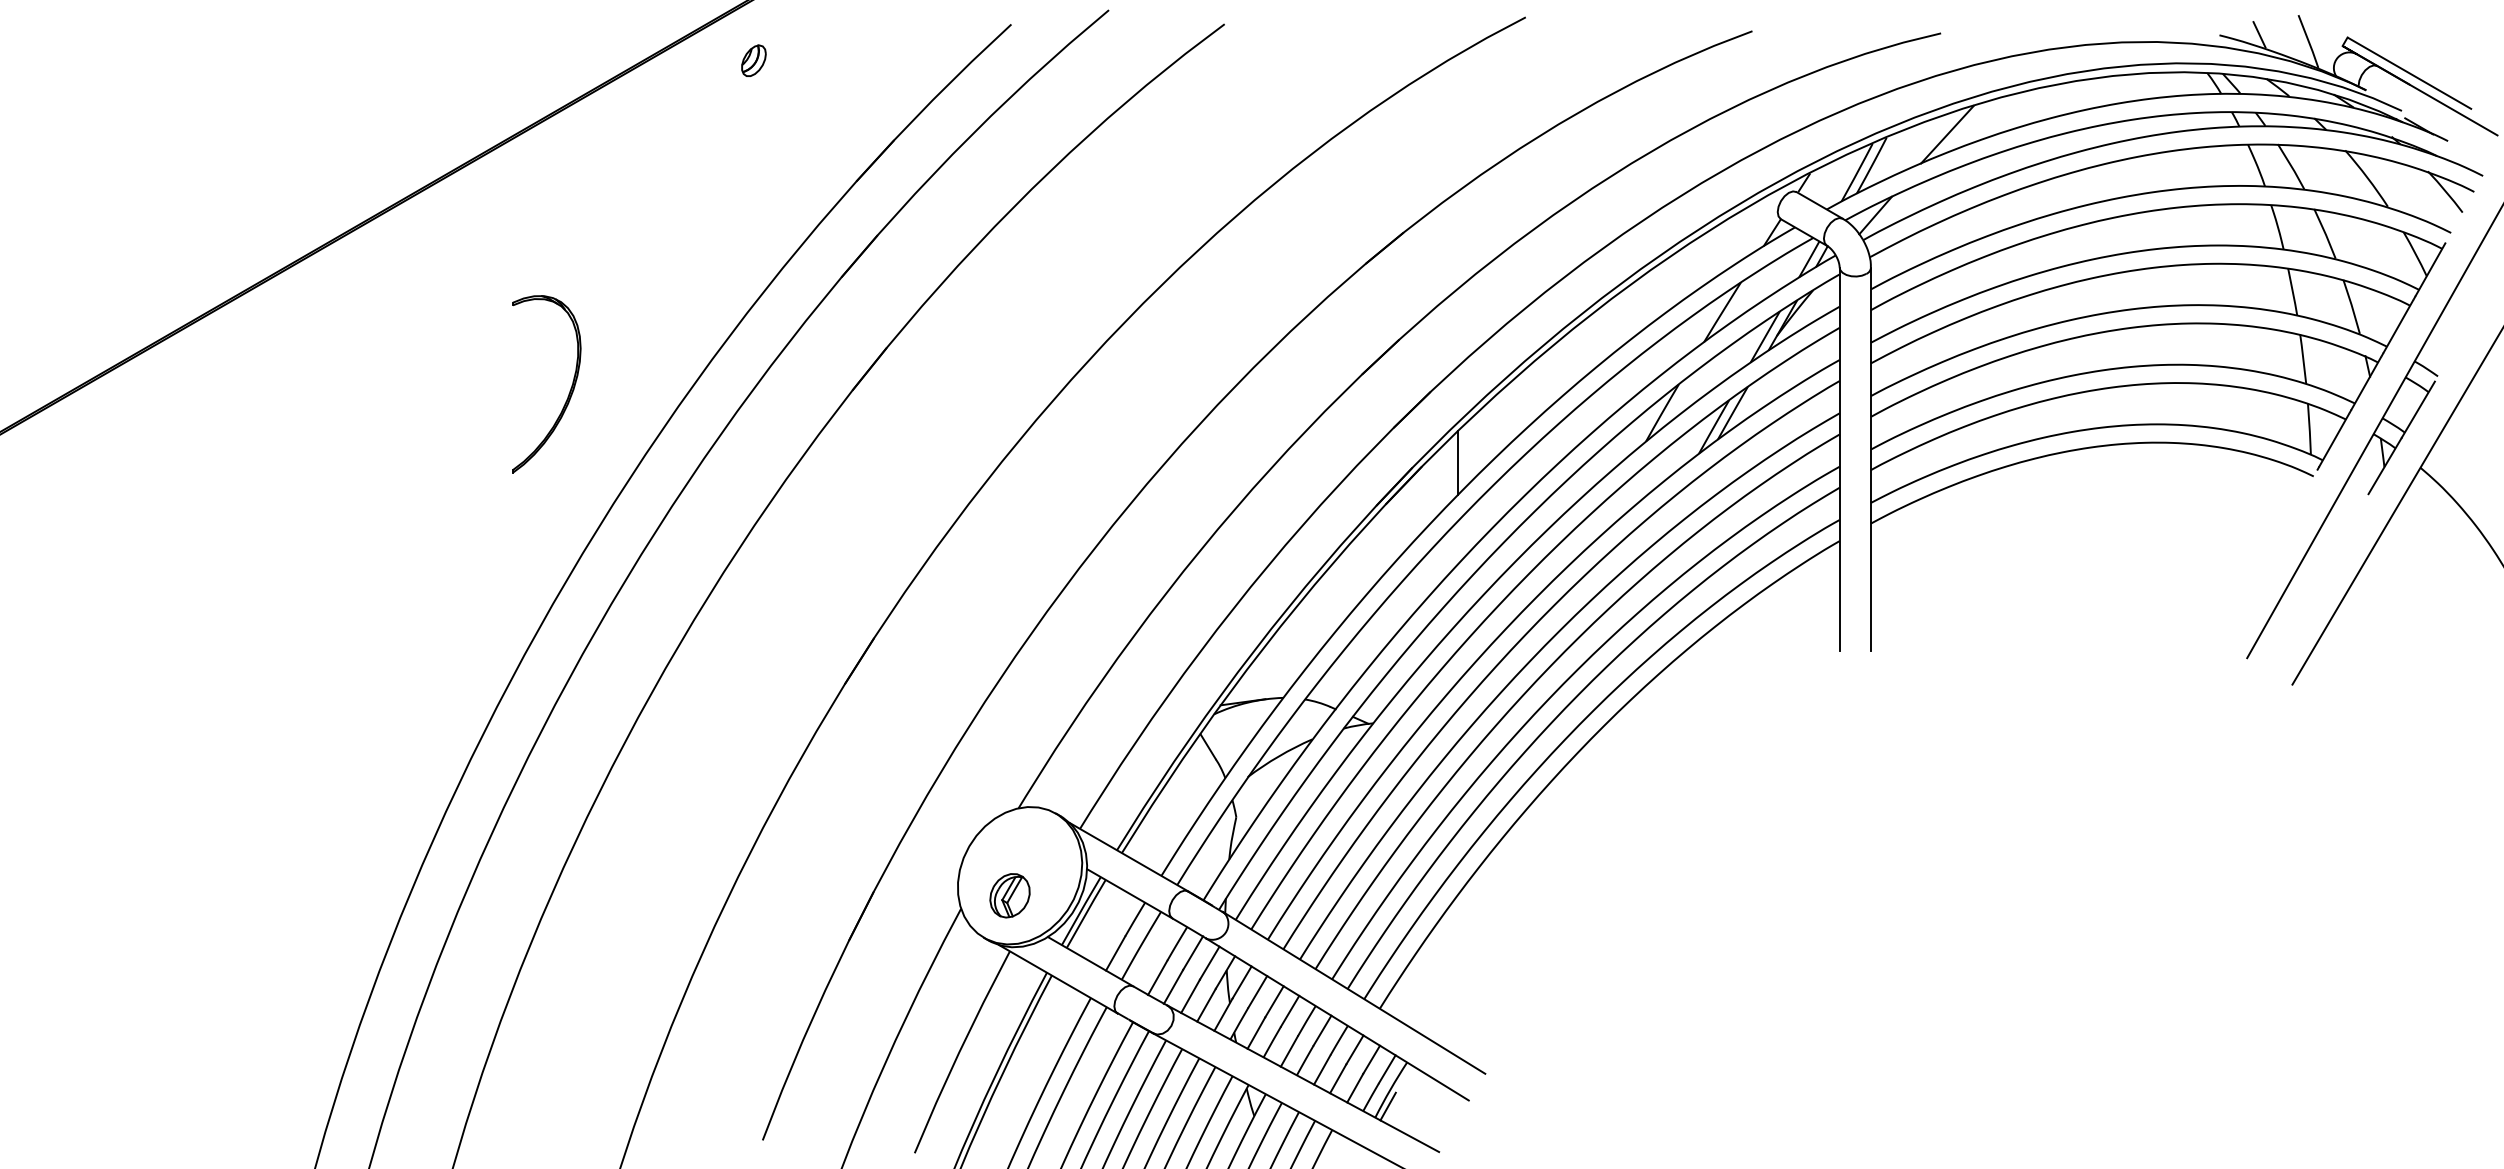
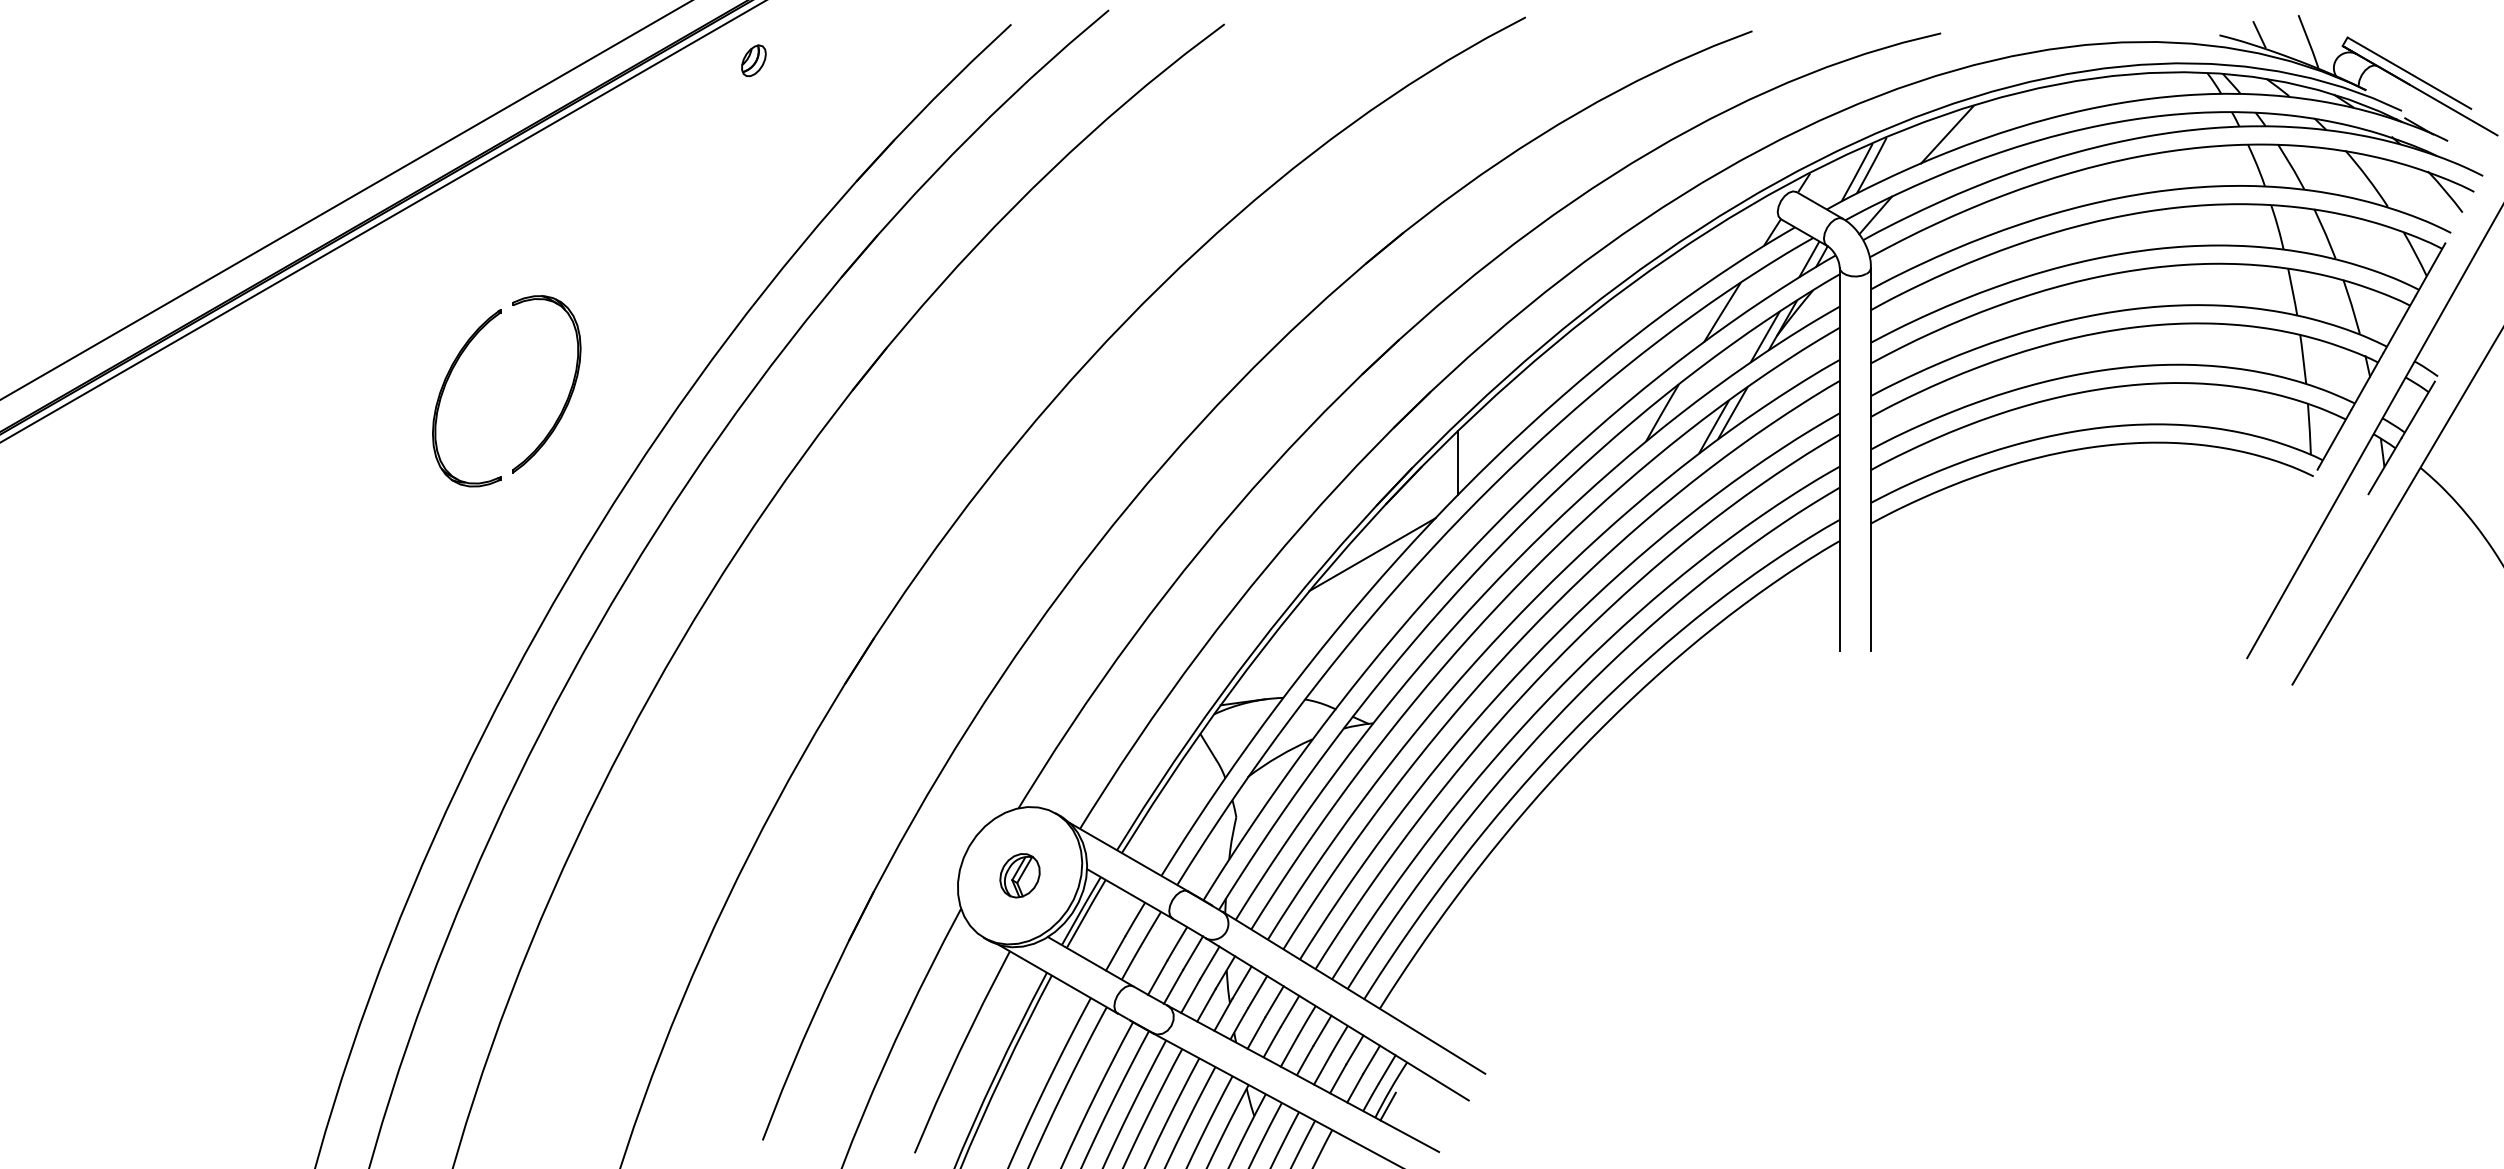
line: none -> present (345, 200)
line: none -> present (382, 221)
part: none -> present (444, 390)
line: none -> present (1372, 554)
part position: (1009, 895) -> (1019, 875) (1019, 875)
